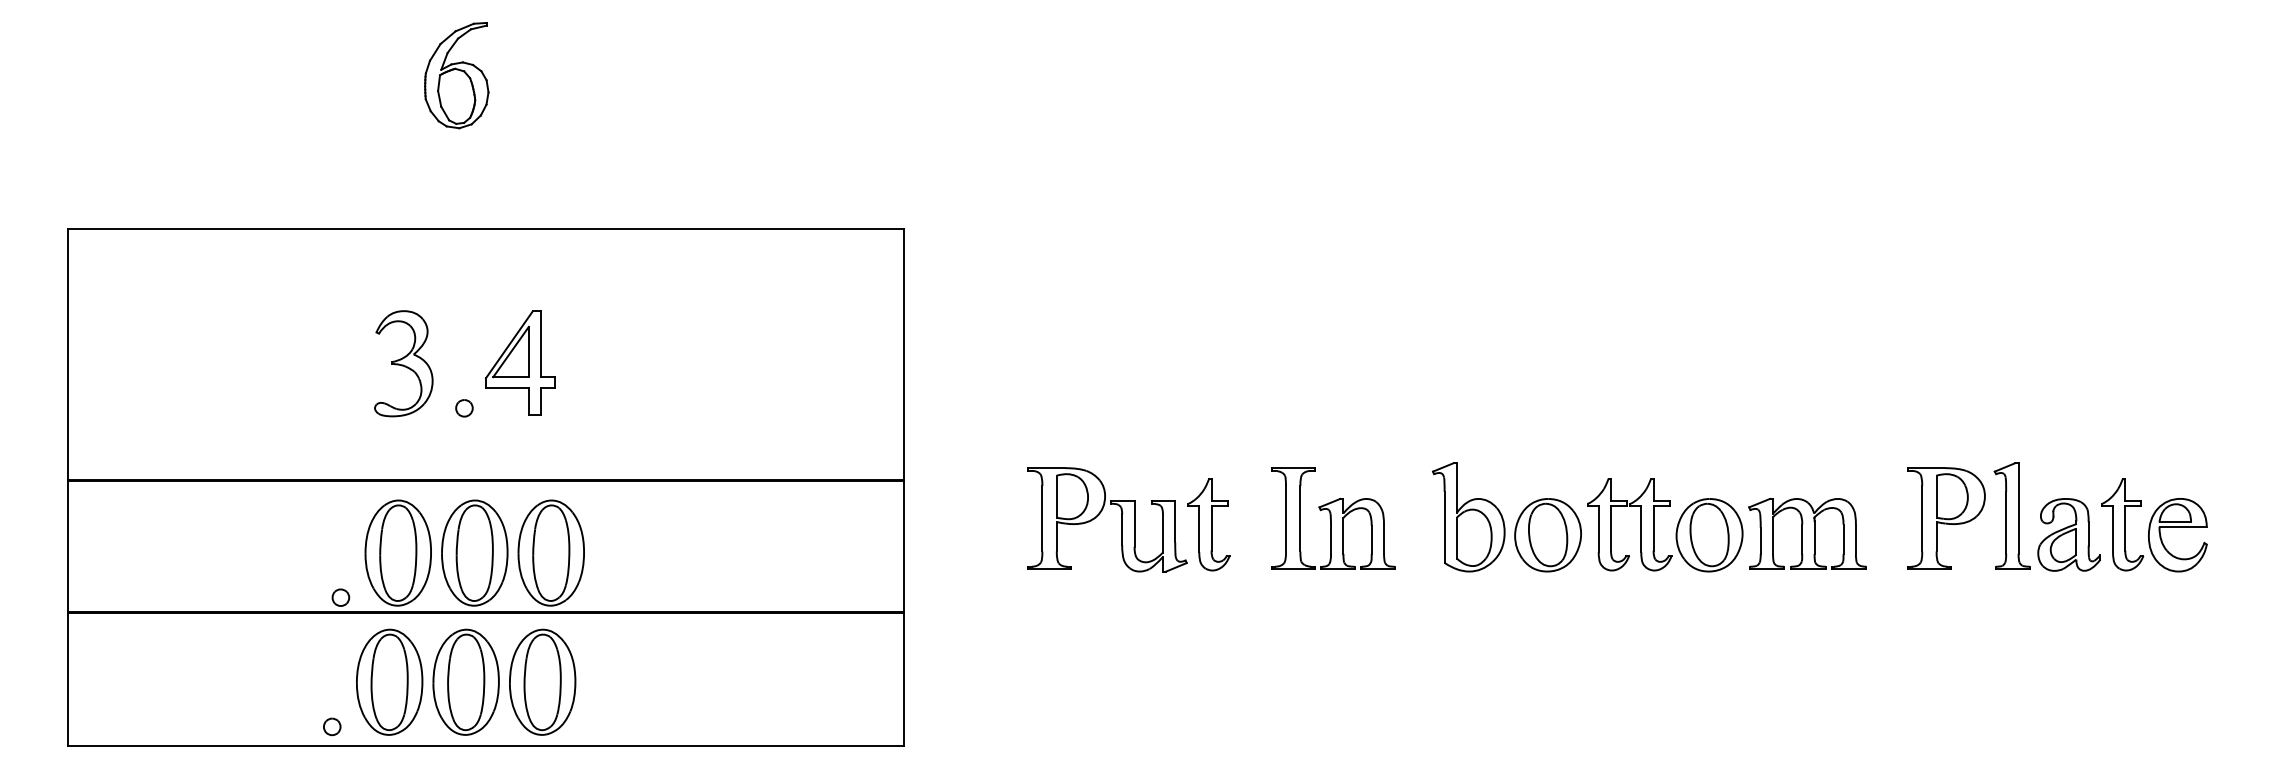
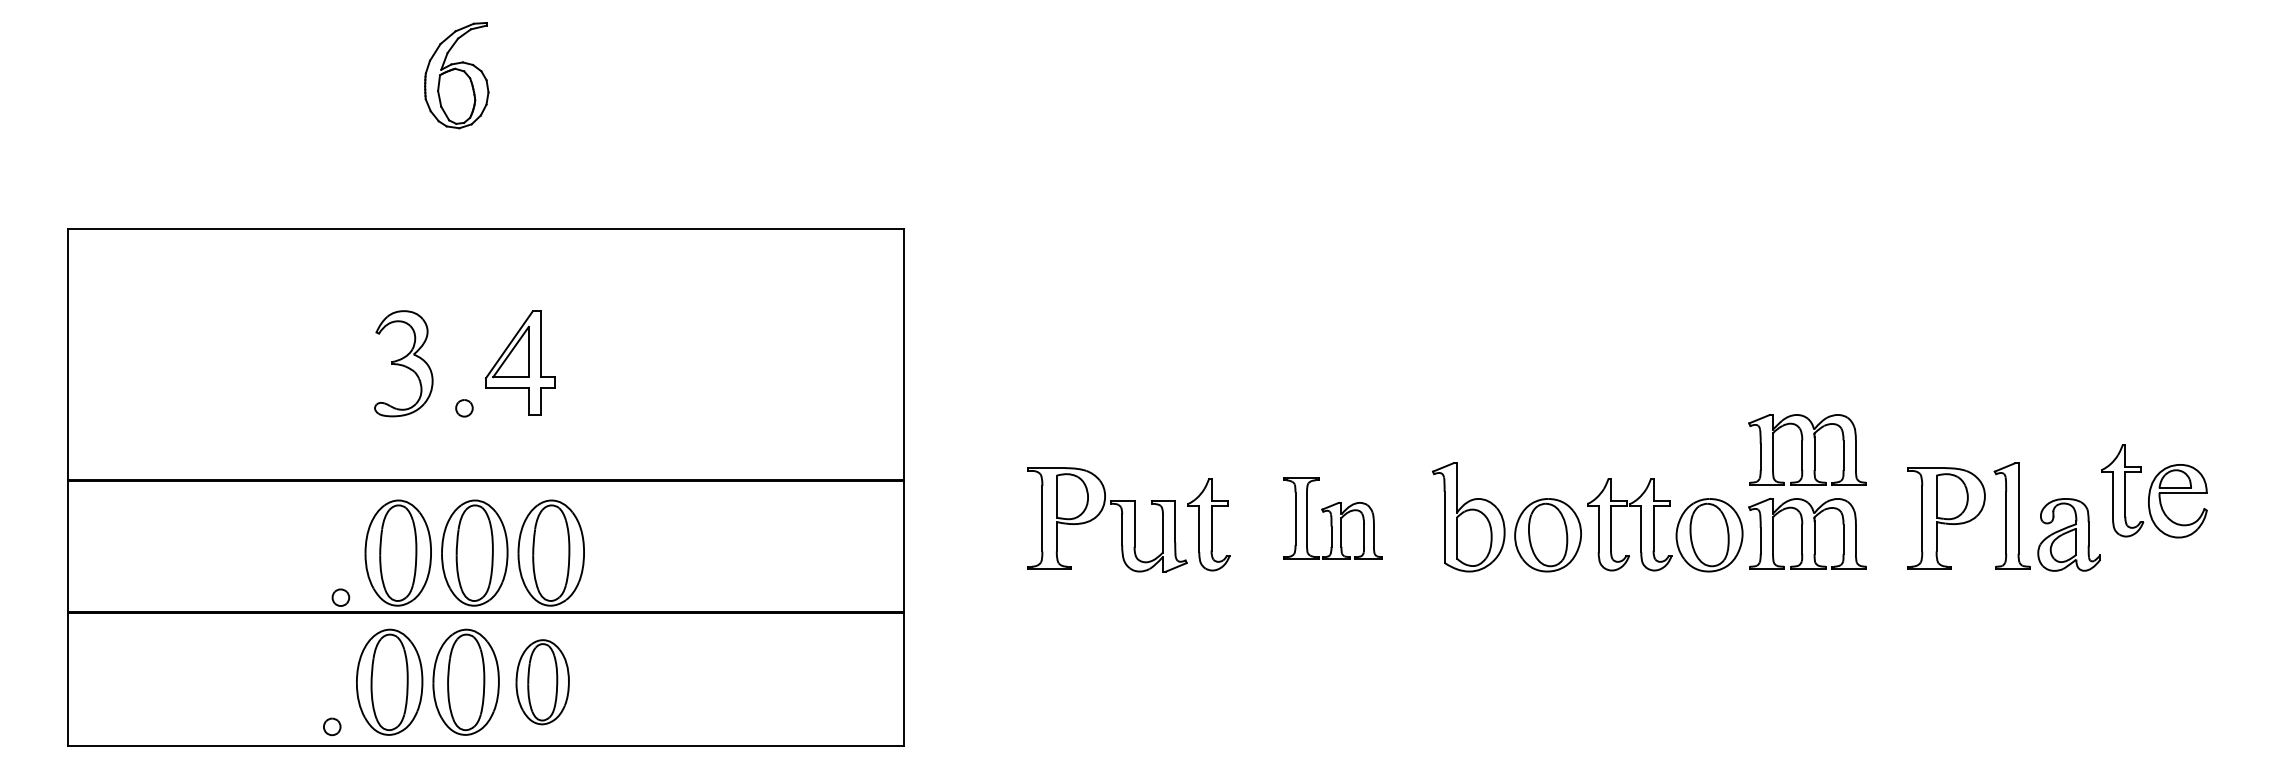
part: none -> present (1807, 449)
part size: 125x103 px -> 100x83 px (1332, 518)
part position: (2154, 525) -> (2154, 491) (2154, 491)
part size: 68x108 px -> 55x87 px (542, 682)
